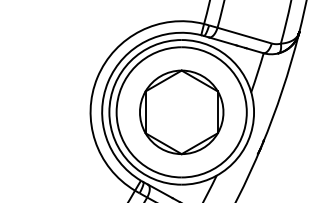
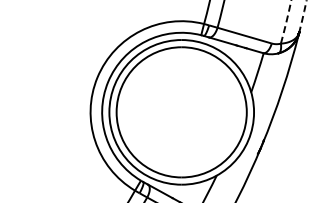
arc: solid -> dashed (303, 16)
arc: solid -> dashed (286, 22)
part: present -> none (181, 112)
